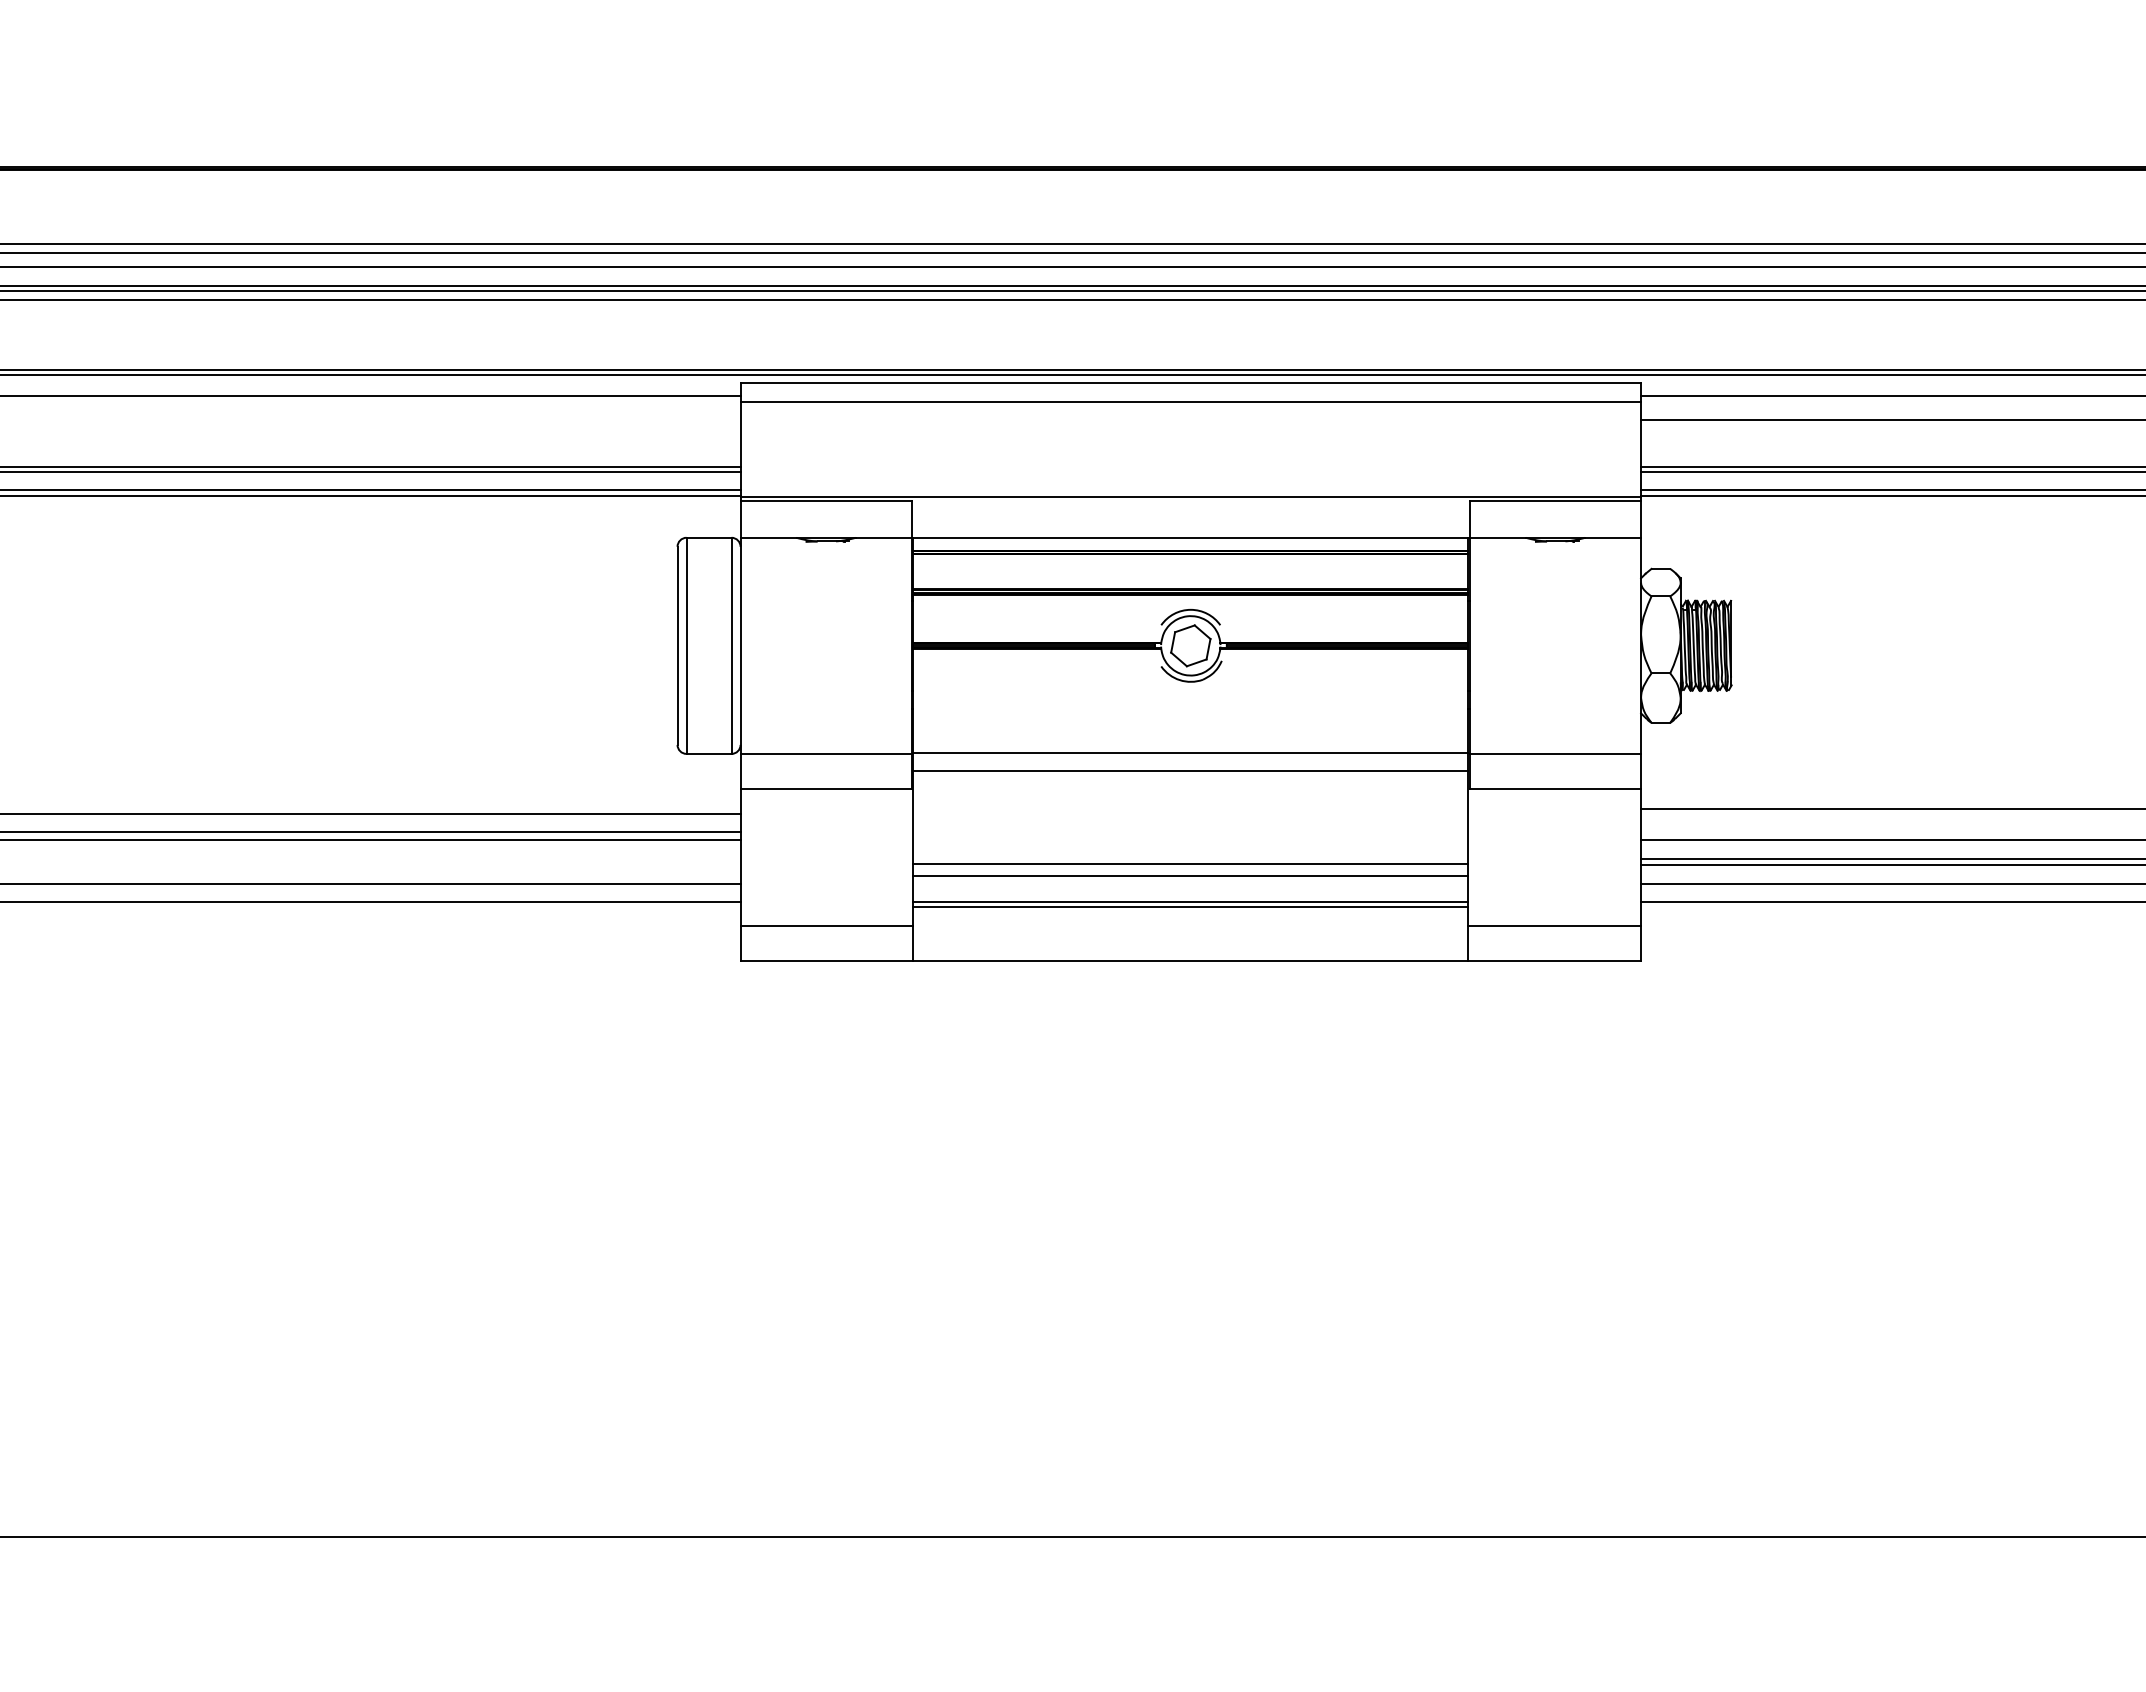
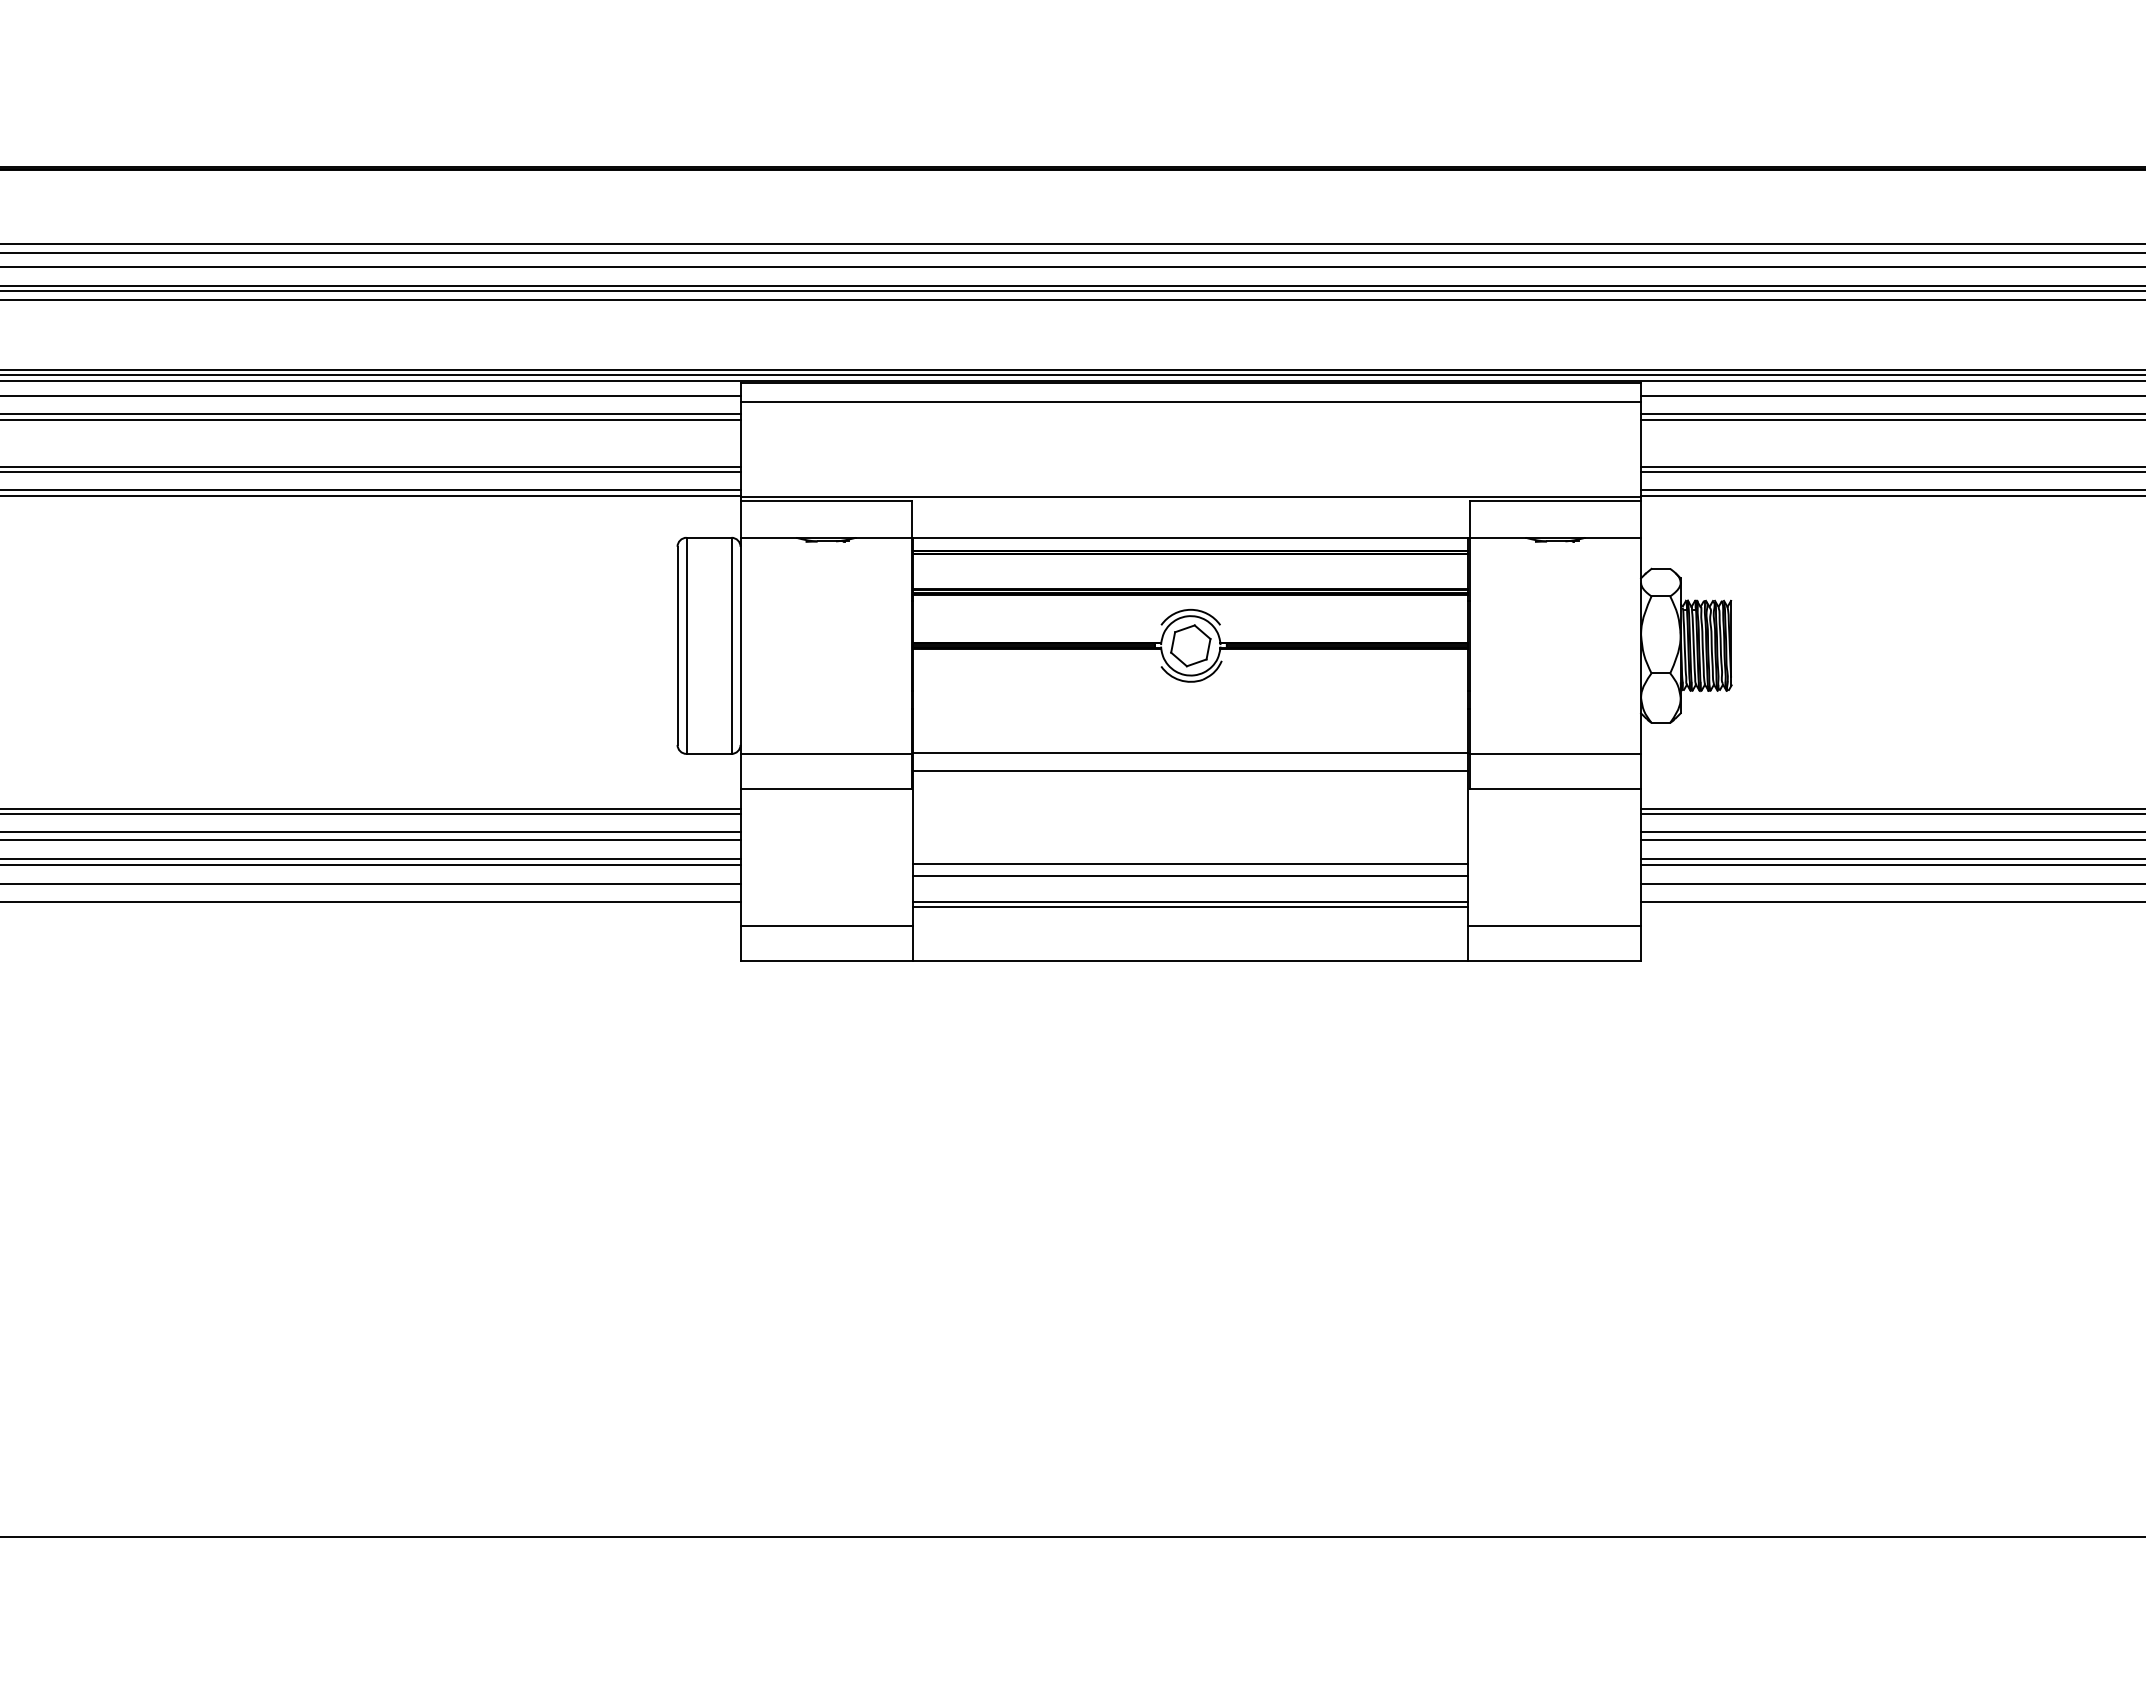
line: none -> present (1072, 380)
line: none -> present (371, 414)
line: none -> present (1891, 414)
line: none -> present (371, 419)
line: none -> present (371, 809)
line: none -> present (1891, 814)
line: none -> present (1891, 832)
line: none -> present (371, 859)
line: none -> present (371, 864)
